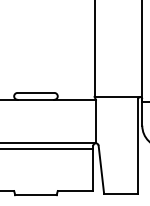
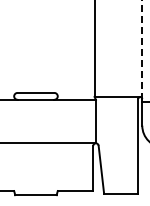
line: solid -> dashed (142, 49)
line: present -> none (47, 148)
